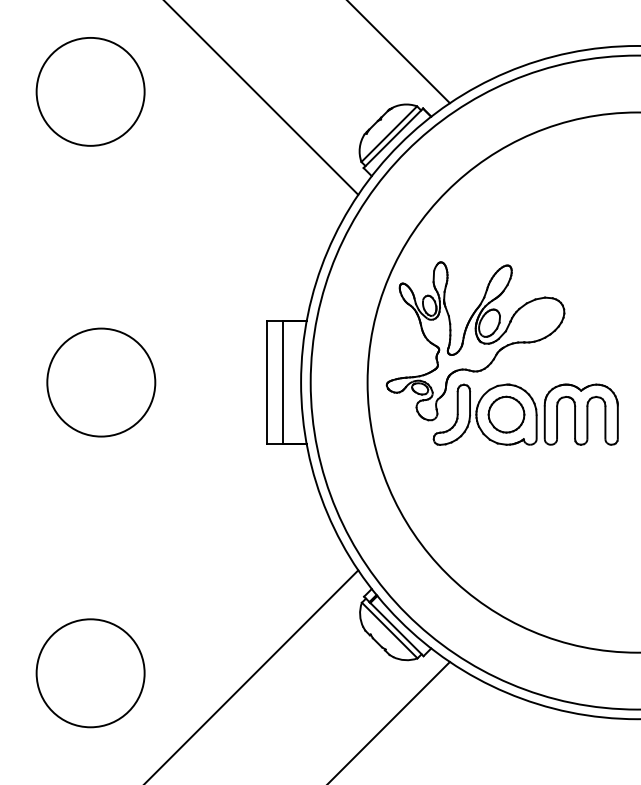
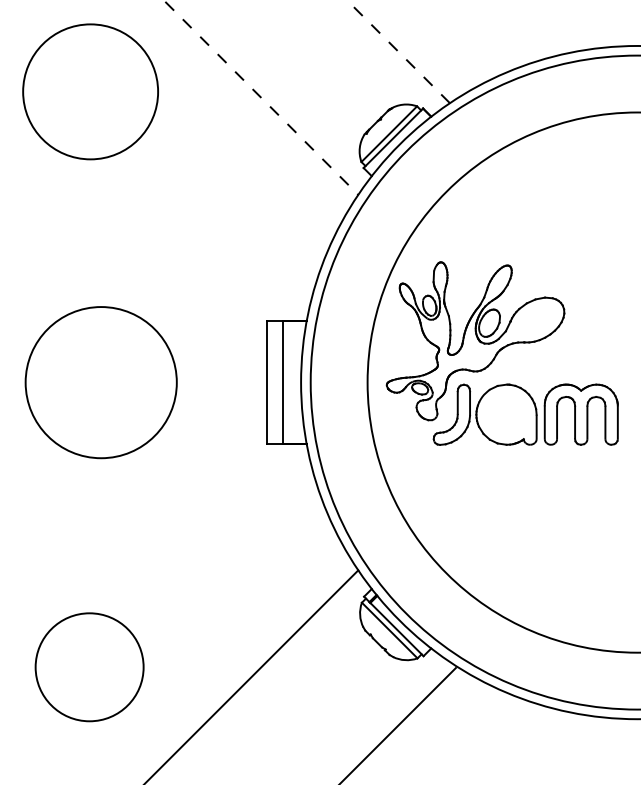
line: solid -> dashed (398, 51)
circle diameter: 108 px -> 135 px (90, 91)
line: solid -> dashed (261, 98)
circle size: 111x111 px -> 154x154 px (100, 382)
part: present -> none (506, 414)
circle position: (90, 673) -> (89, 667) (89, 667)
line position: (389, 721) -> (398, 724) (398, 724)
